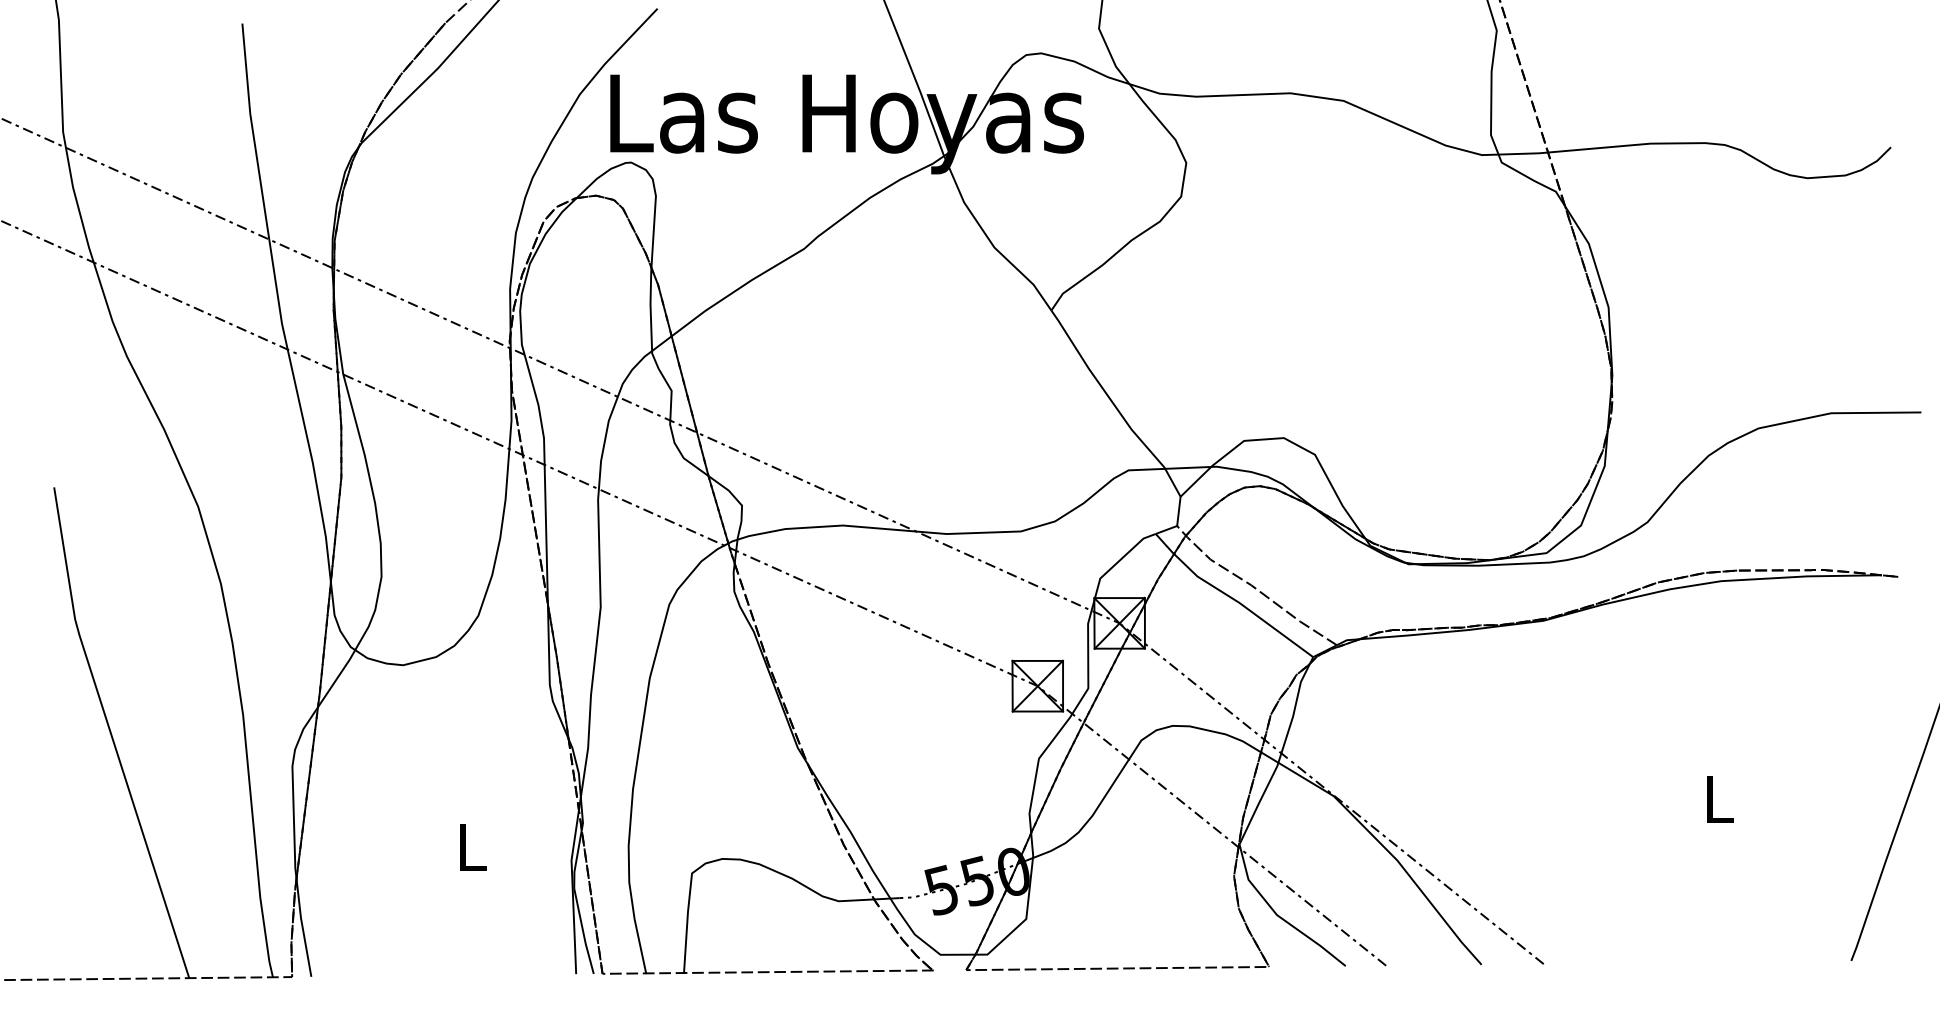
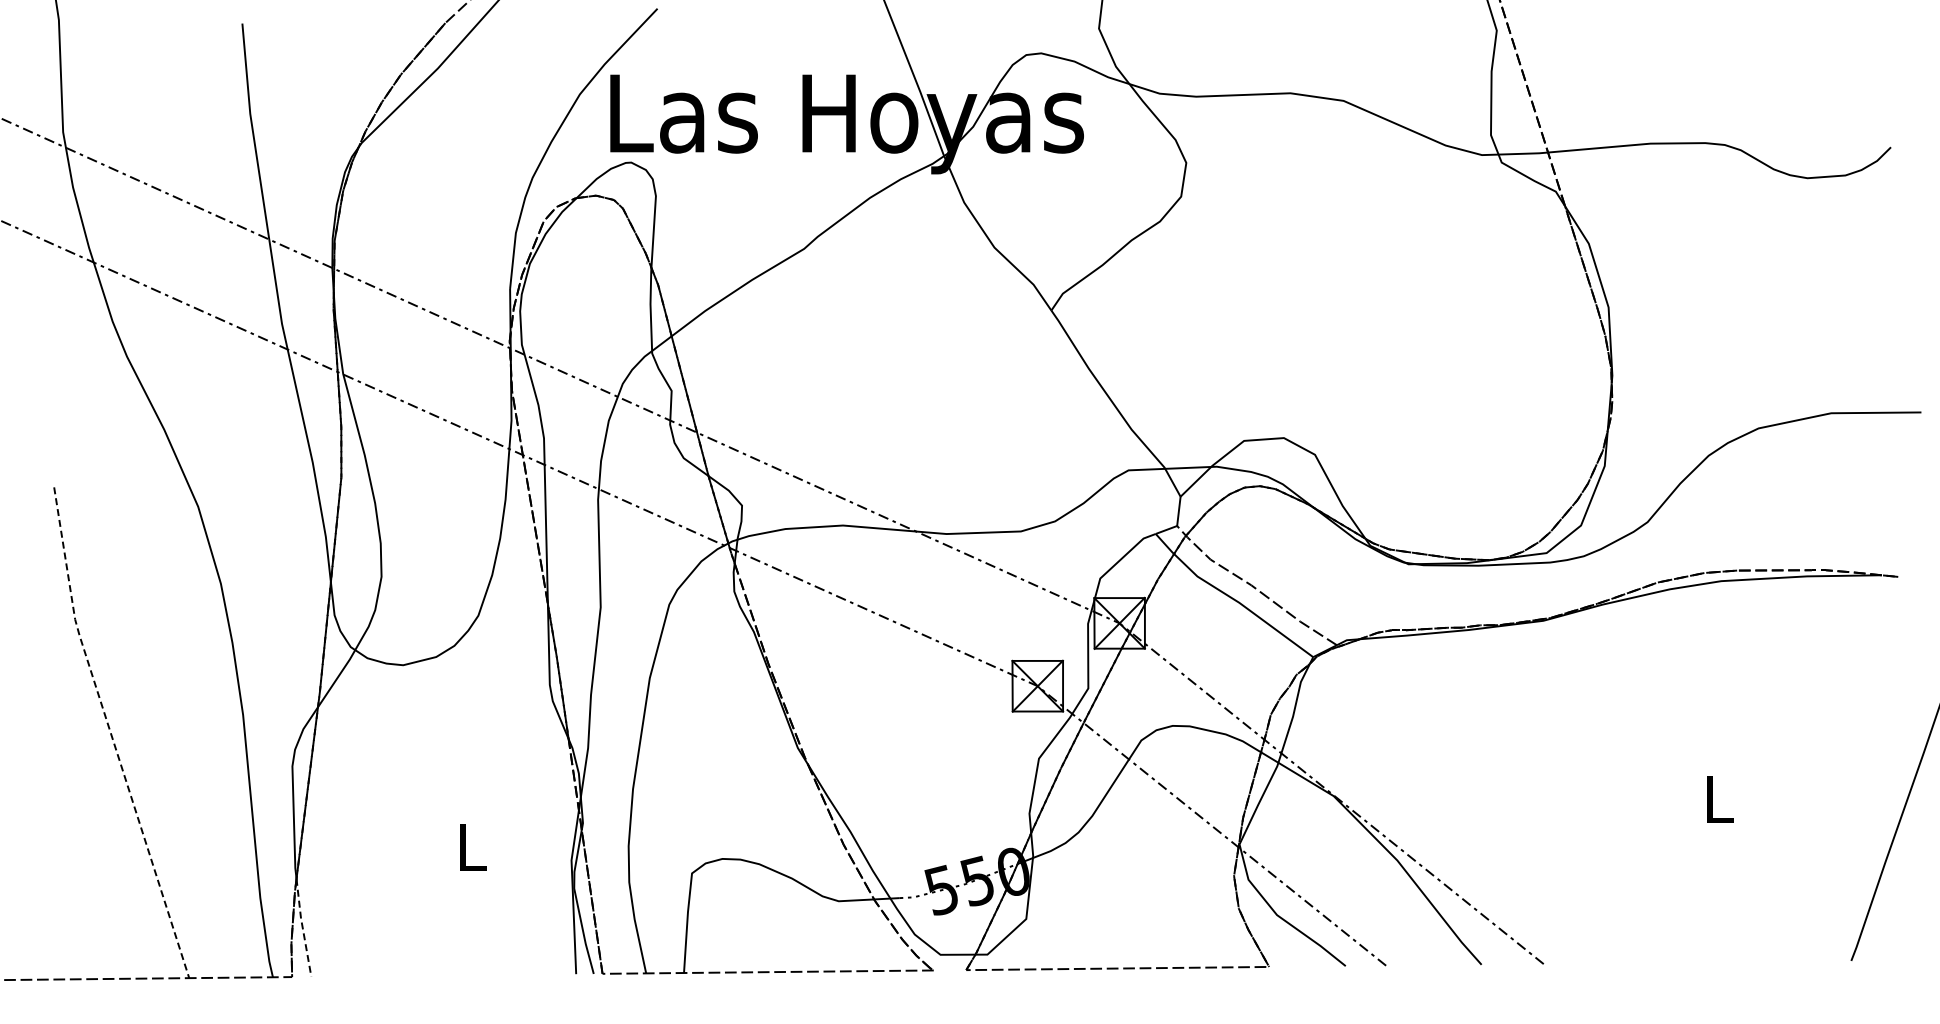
line: solid -> dashed (111, 734)
line: solid -> dashed (302, 927)
